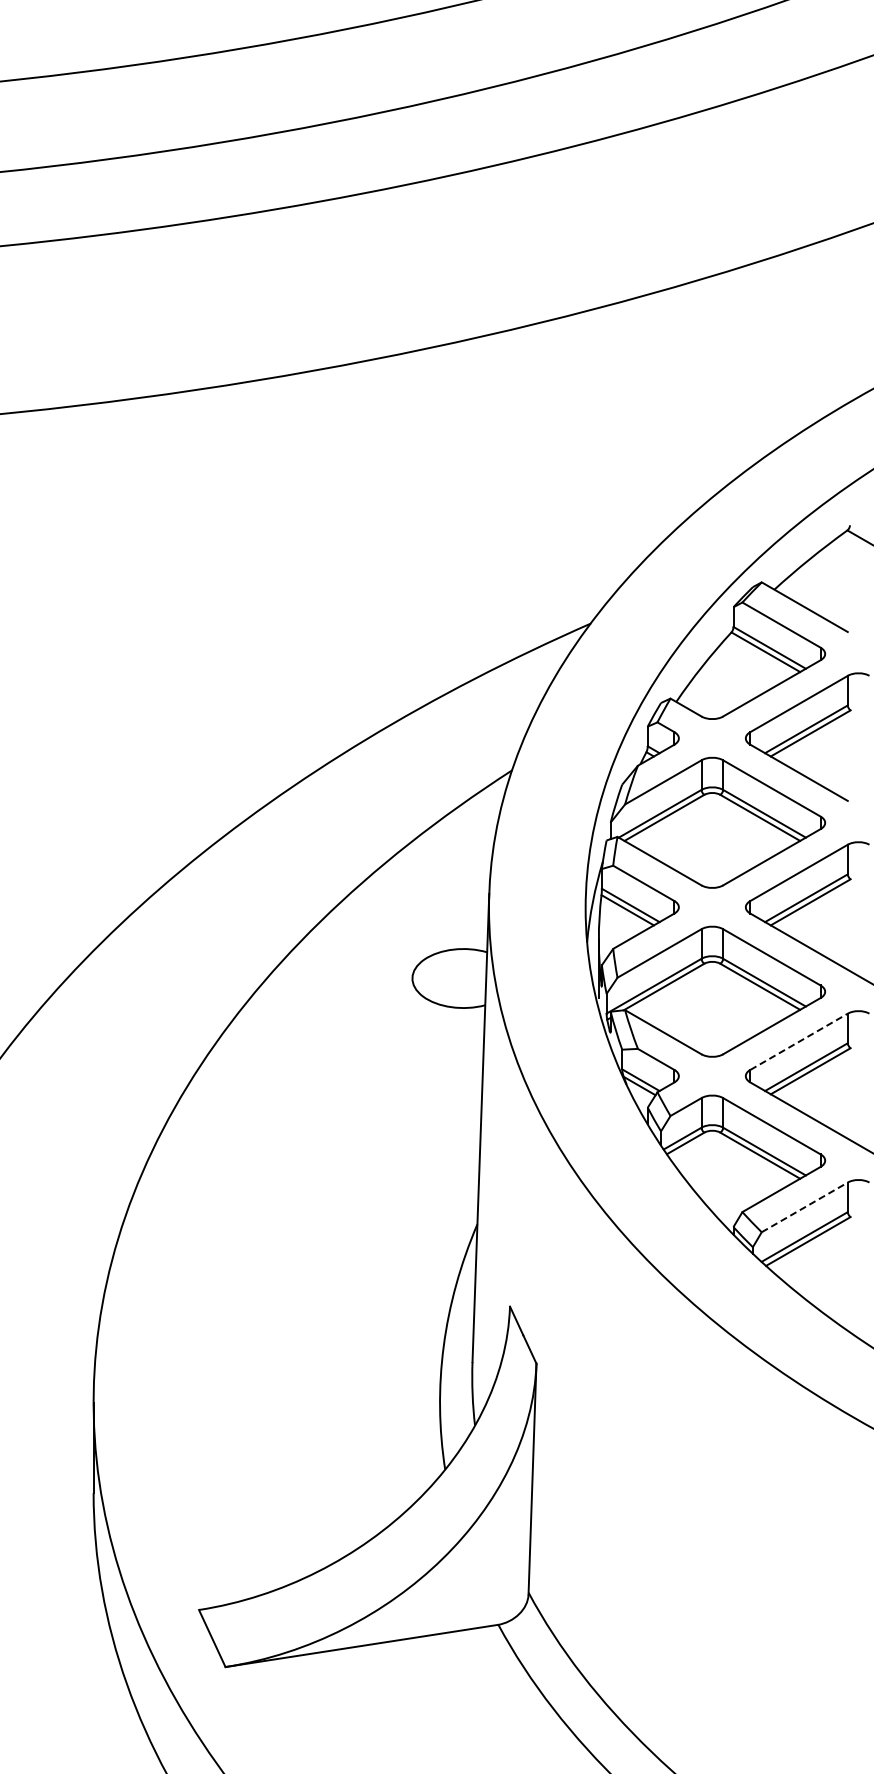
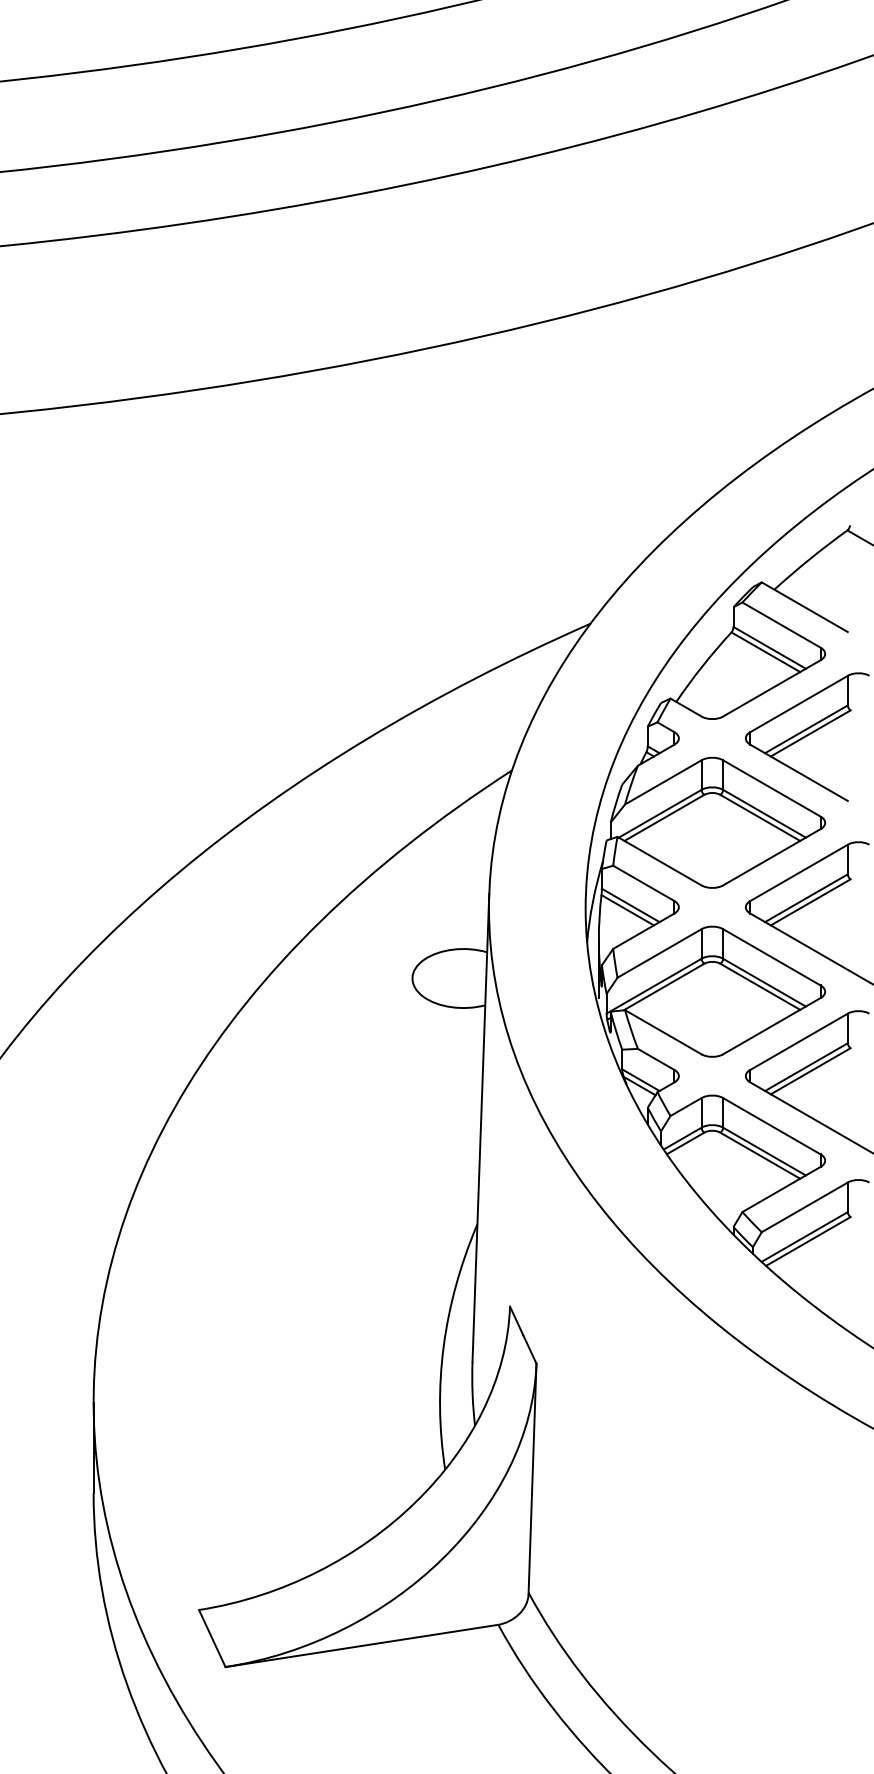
line: dashed -> solid (799, 1041)
line: dashed -> solid (804, 1207)
